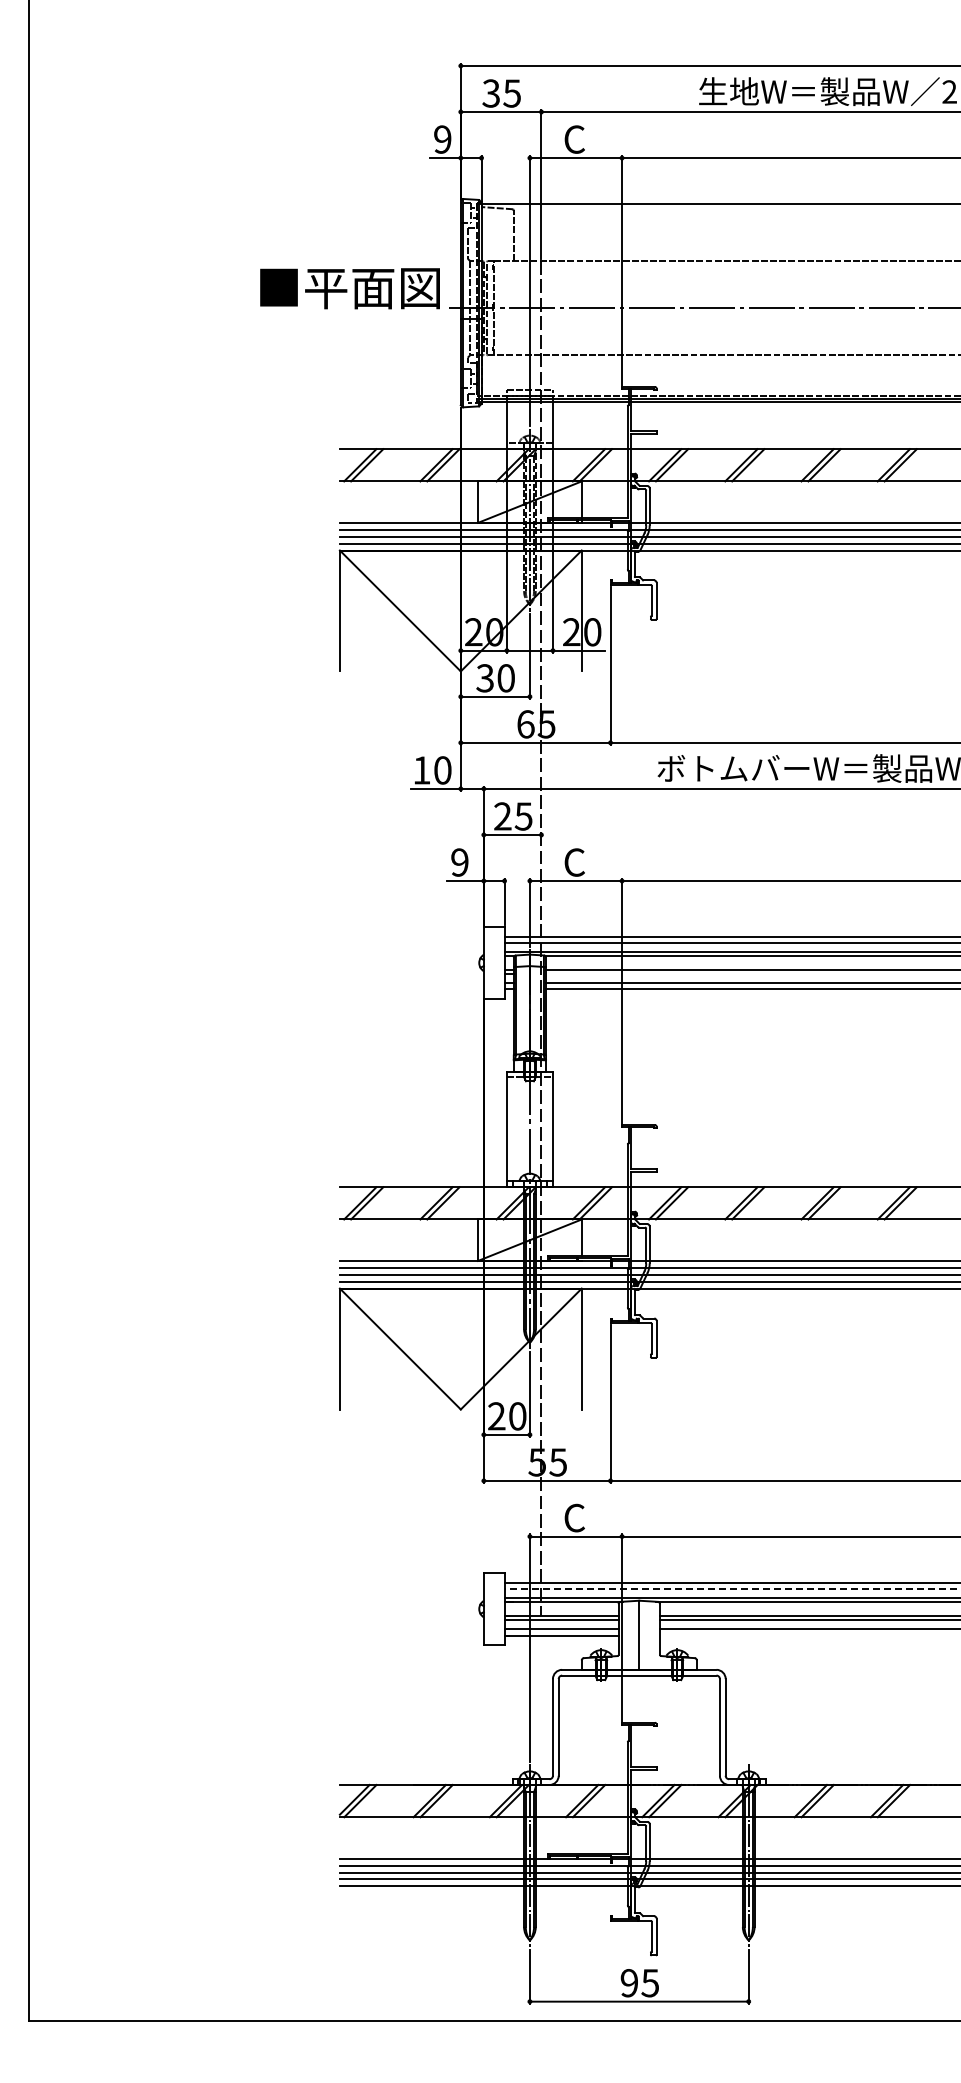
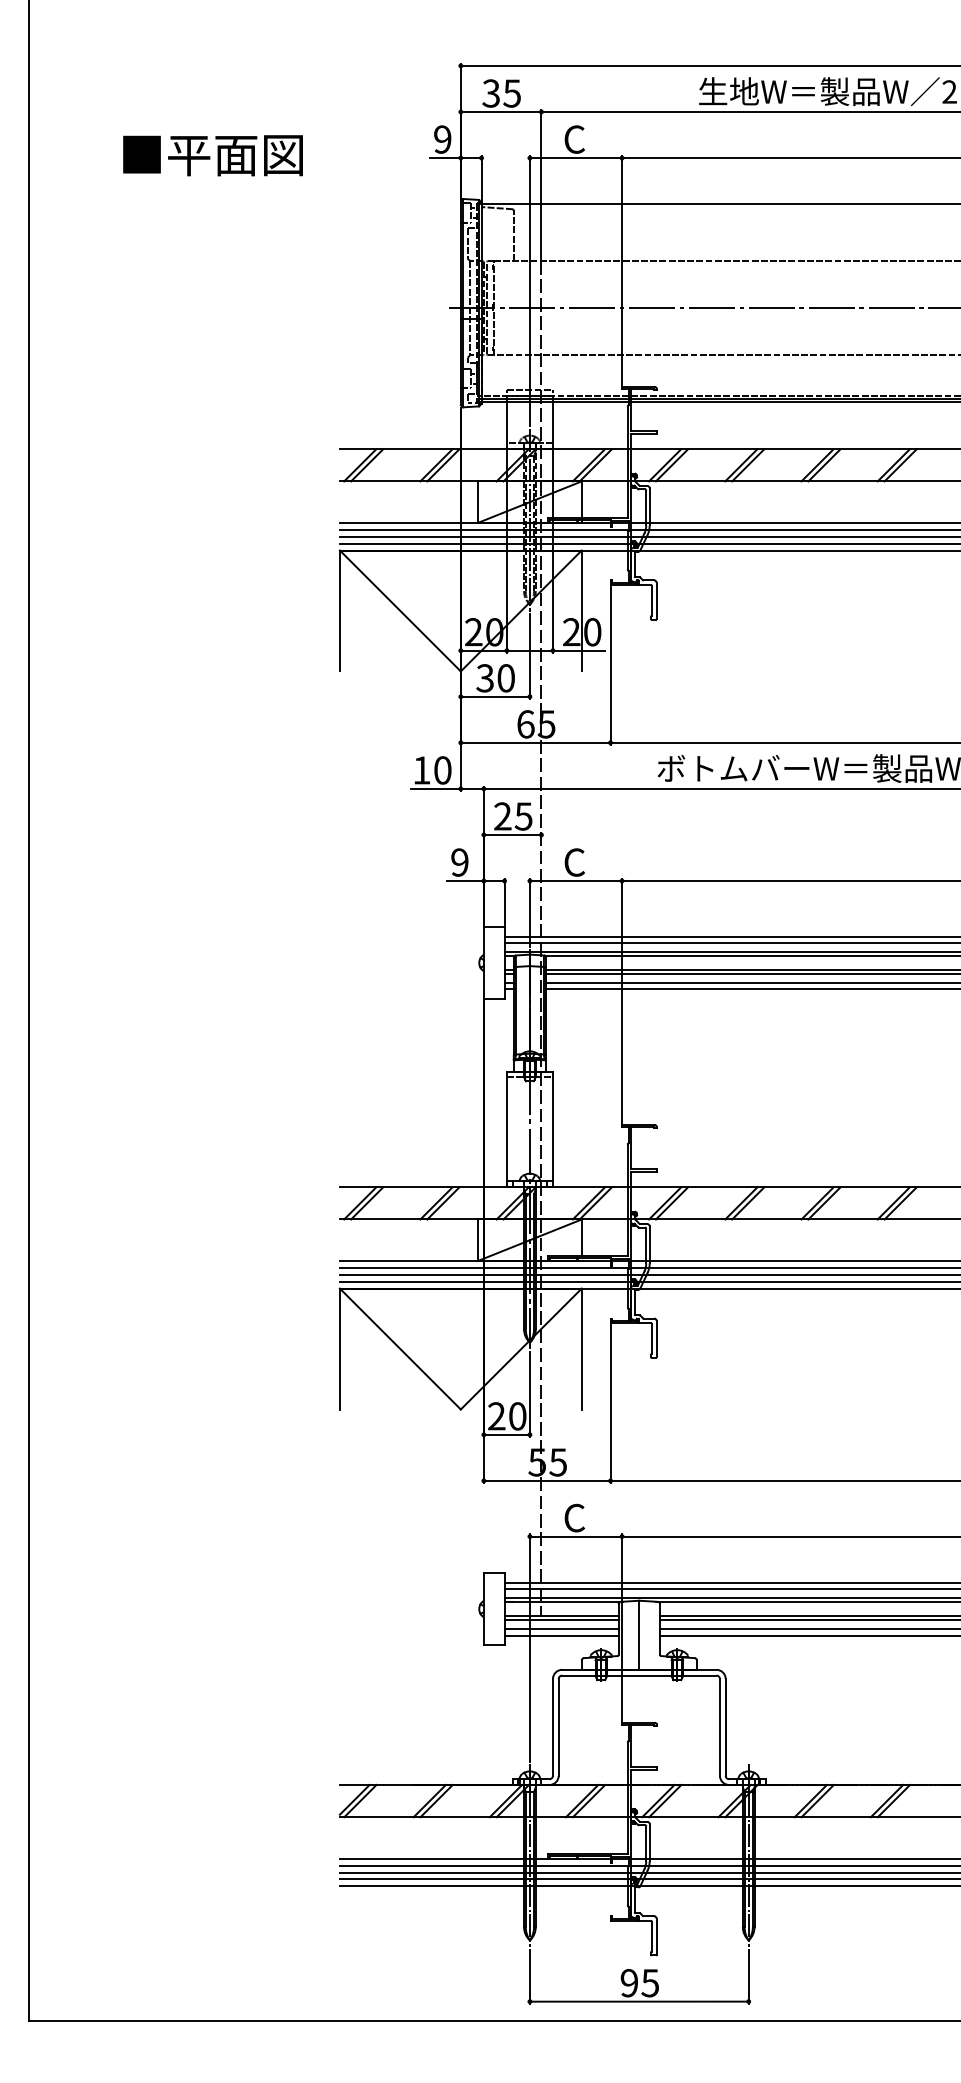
text position: (349, 288) -> (212, 155) (212, 155)
line: none -> present (751, 973)
line: dashed -> solid (732, 1589)
line: none -> present (808, 1635)
